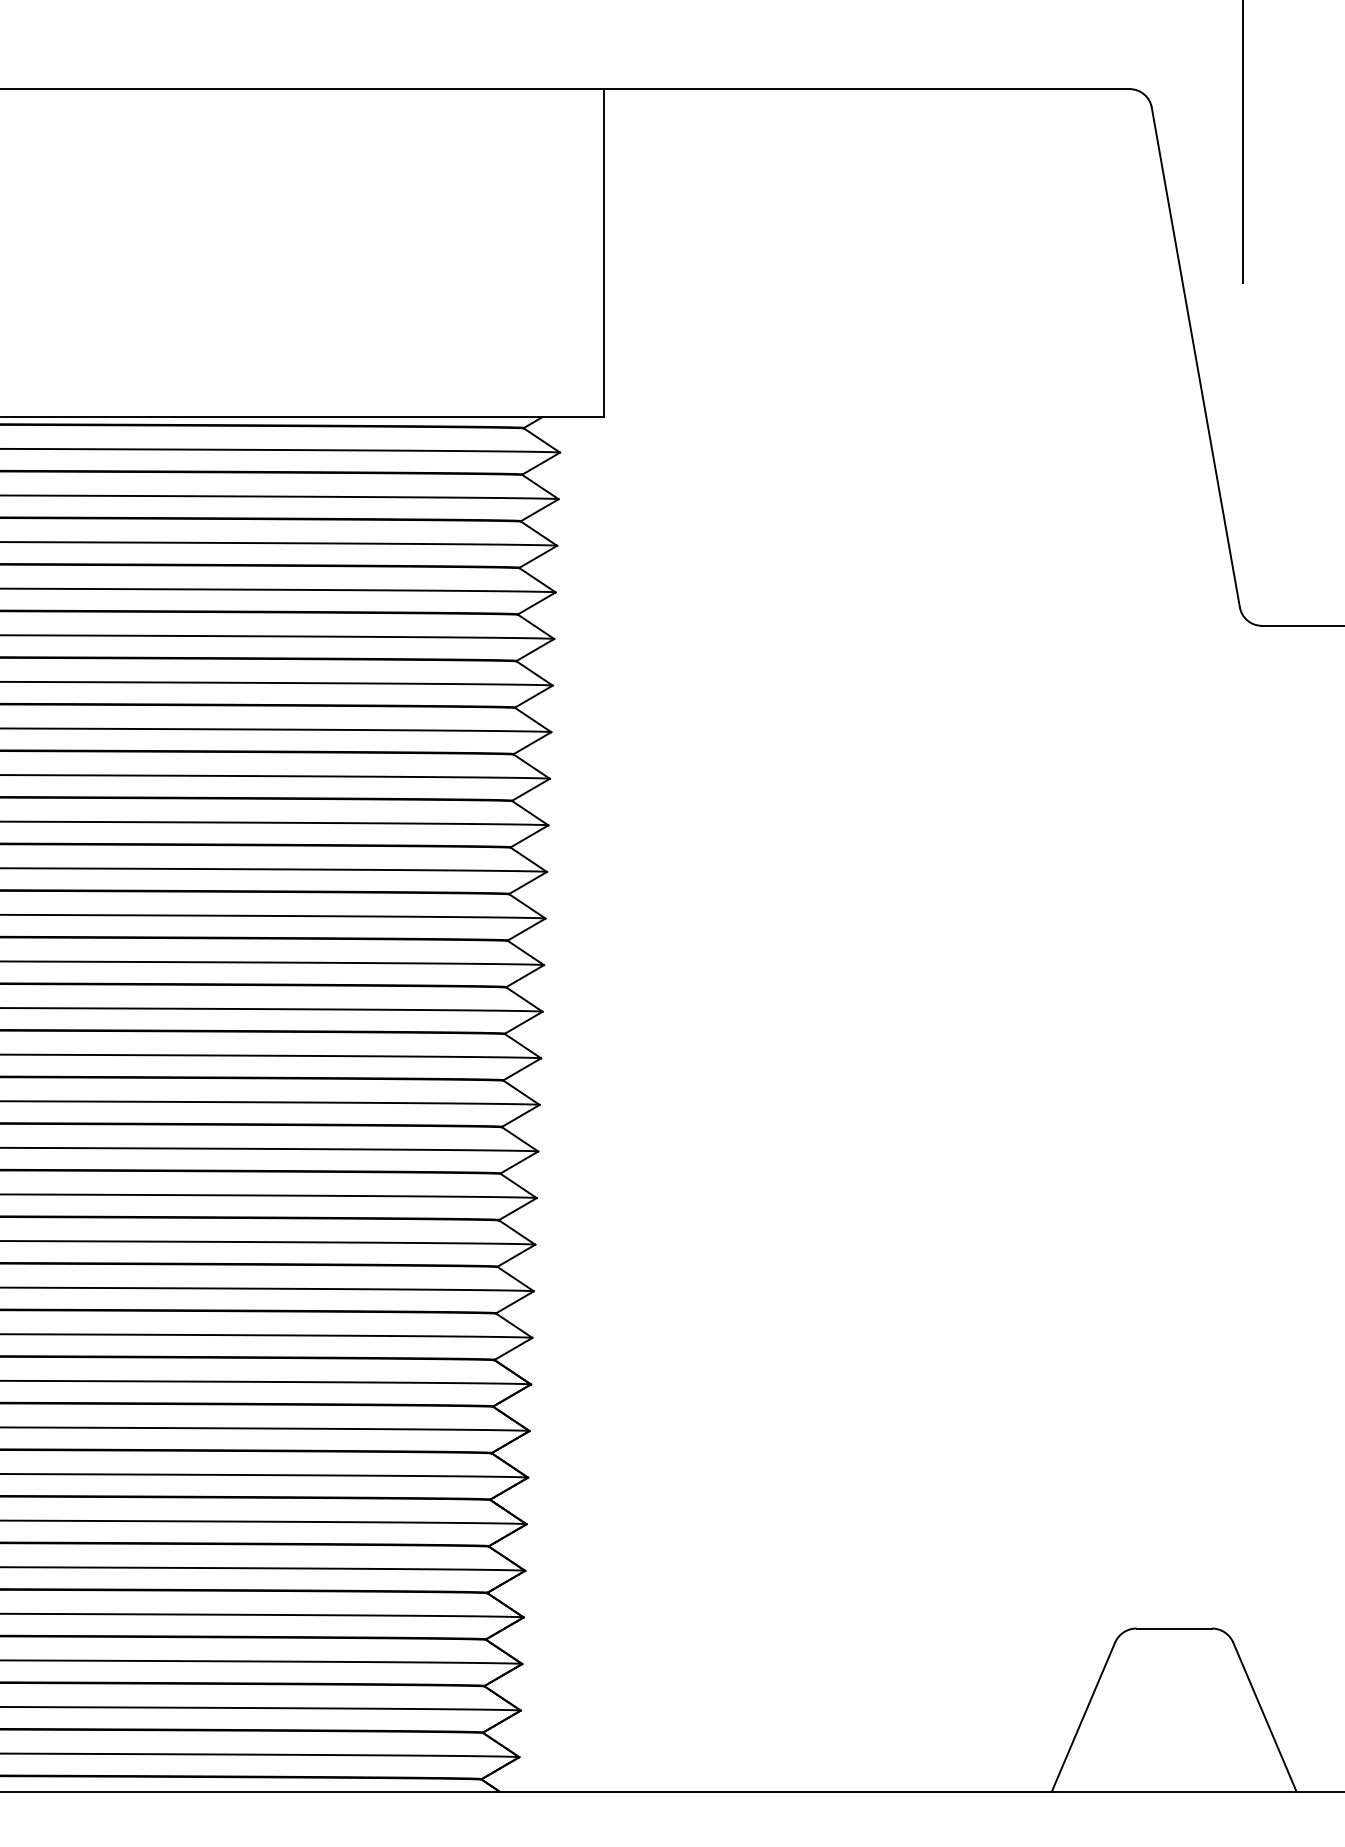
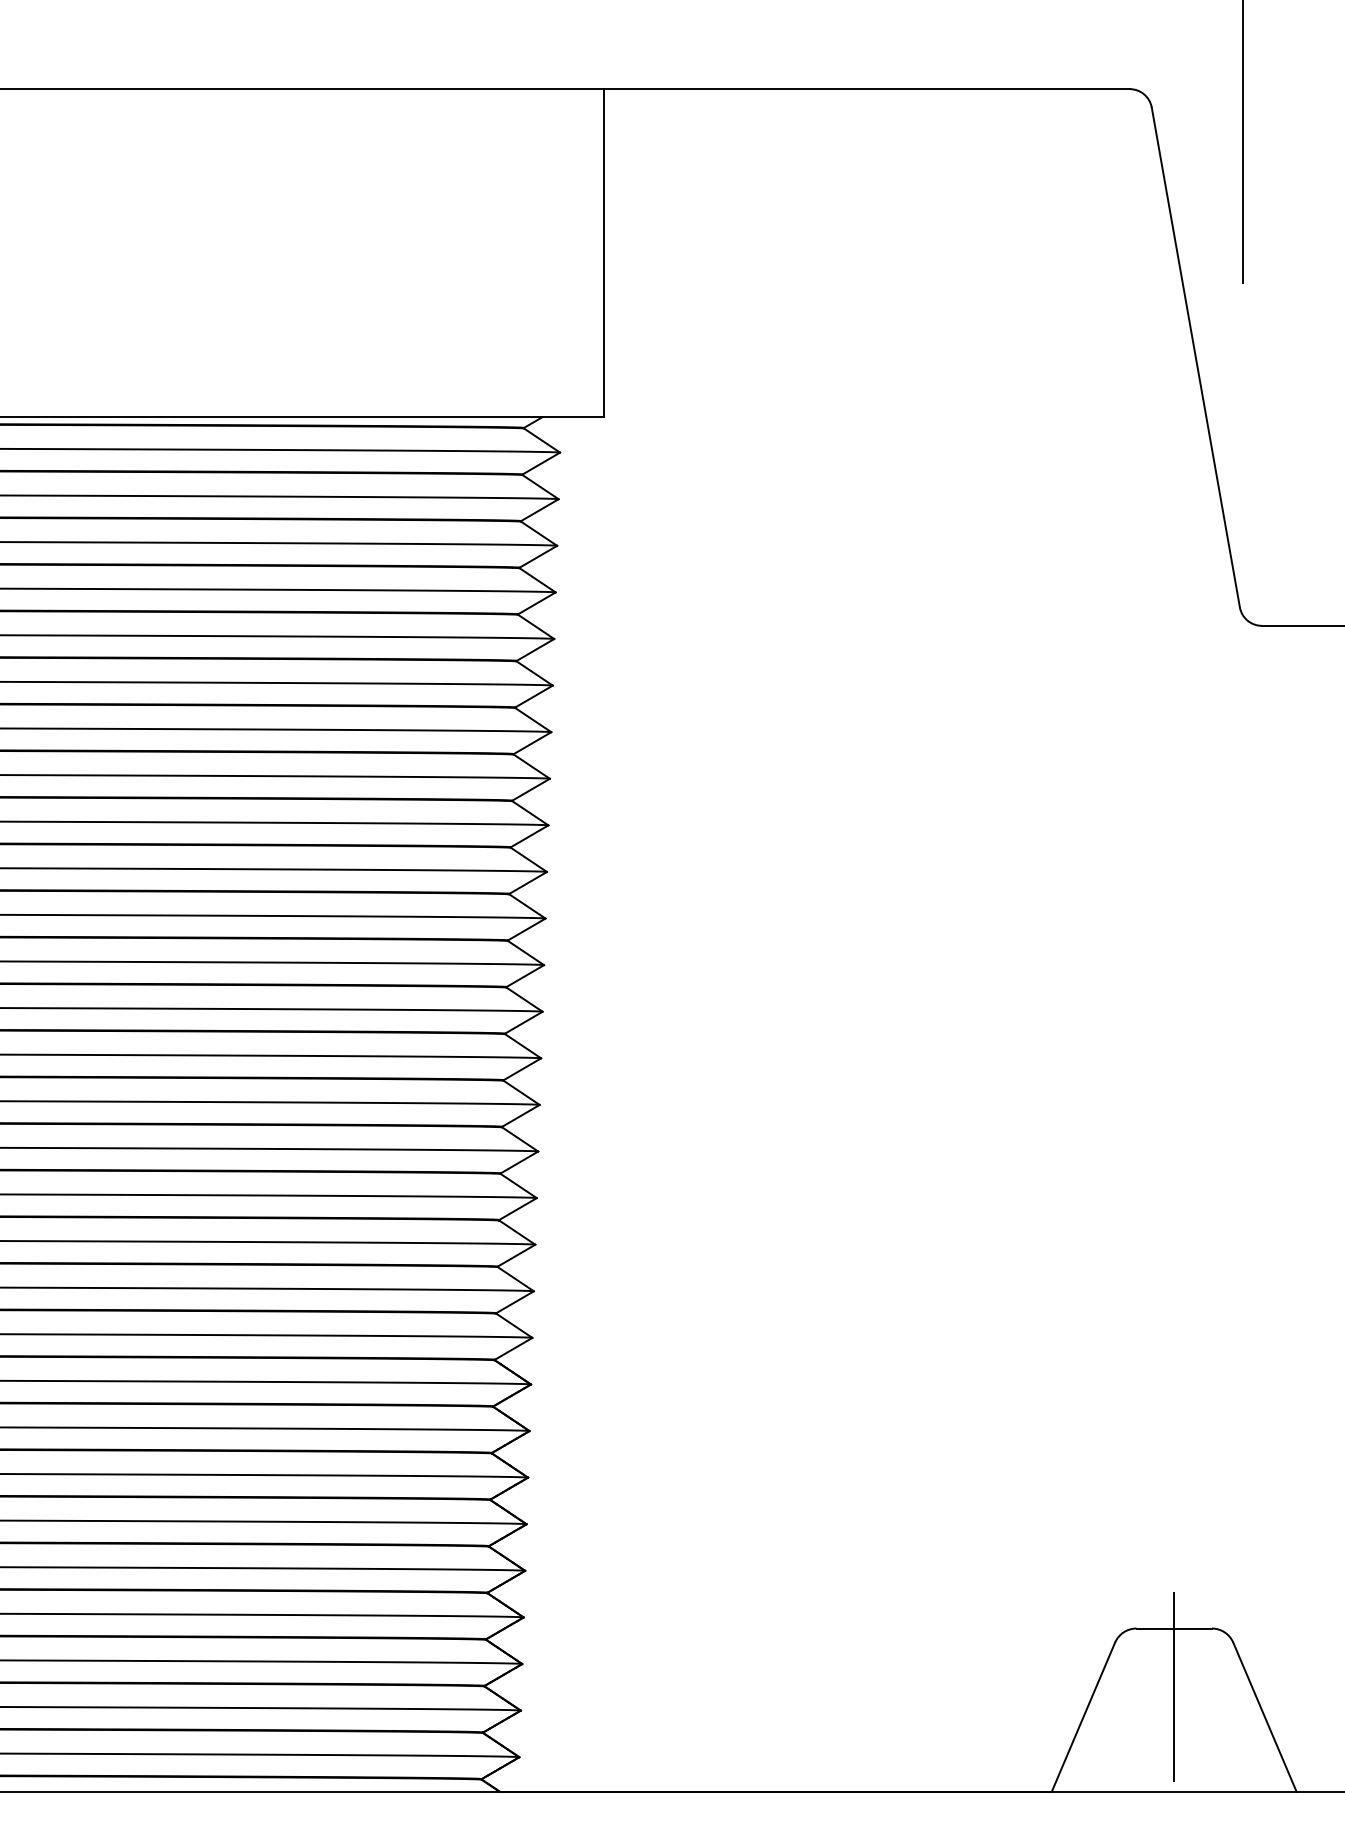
line: none -> present (1174, 1686)
